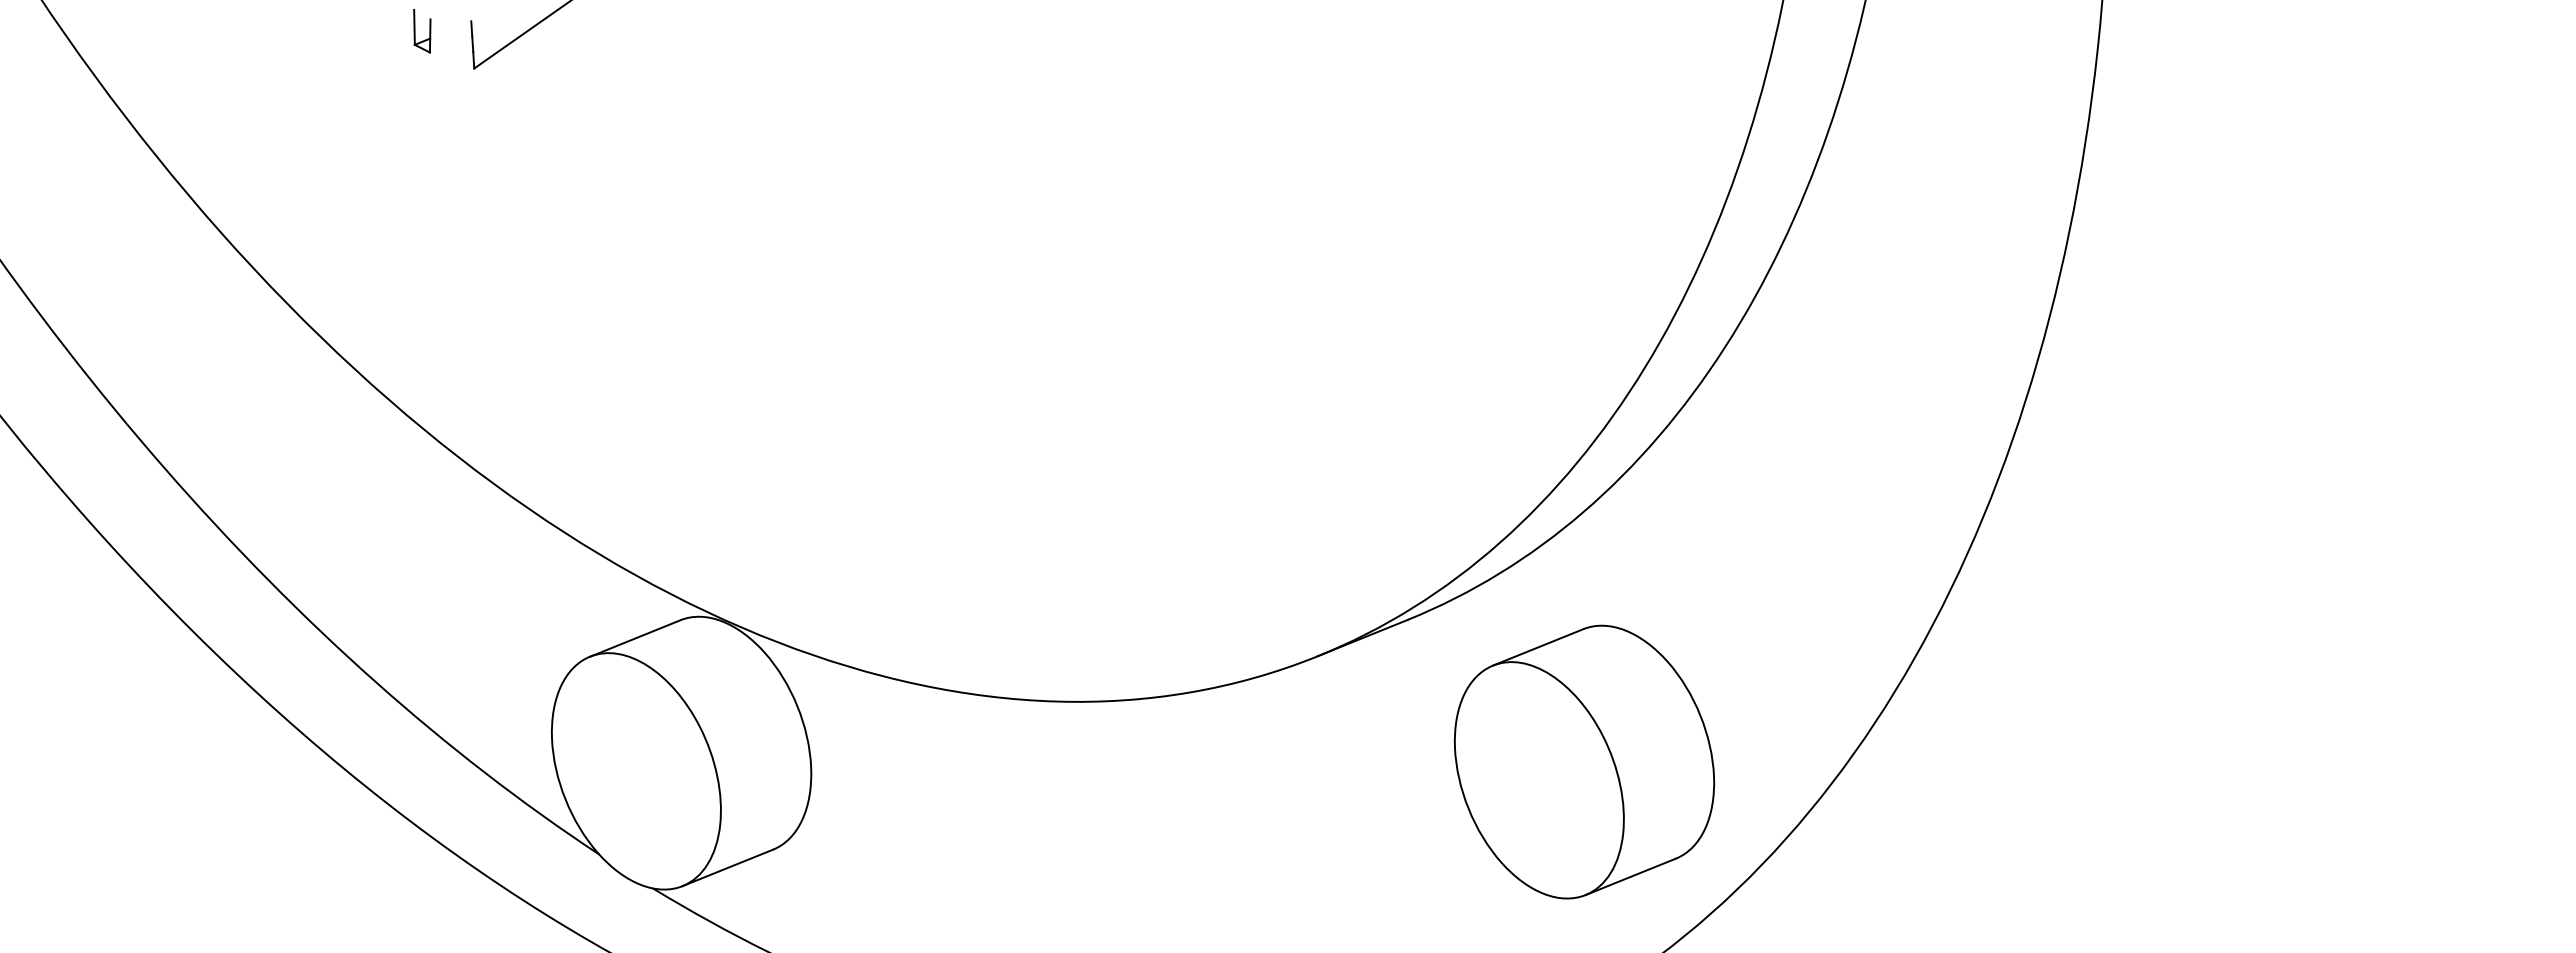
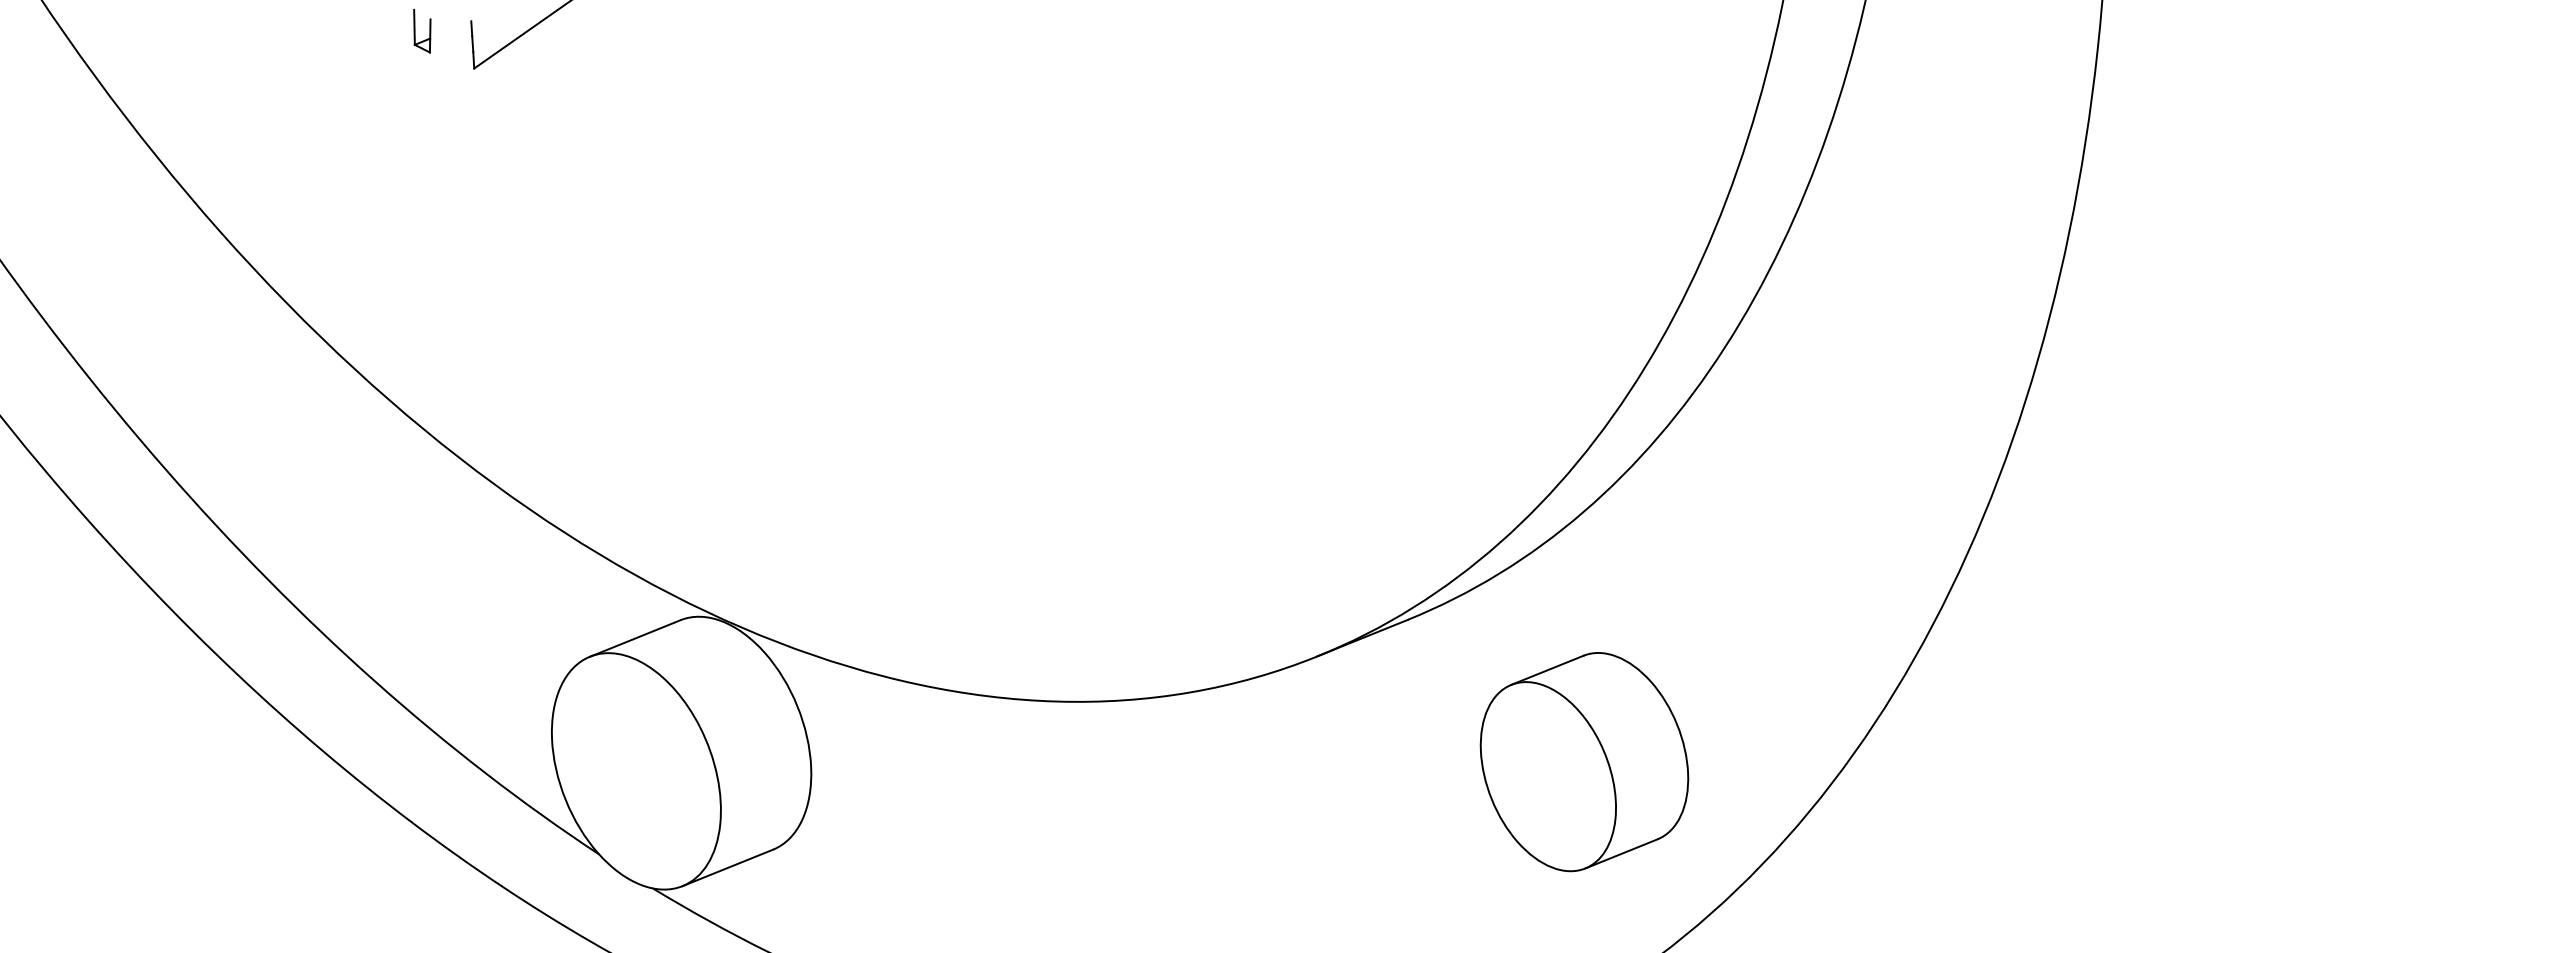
part size: 263x276 px -> 211x221 px (1584, 762)
